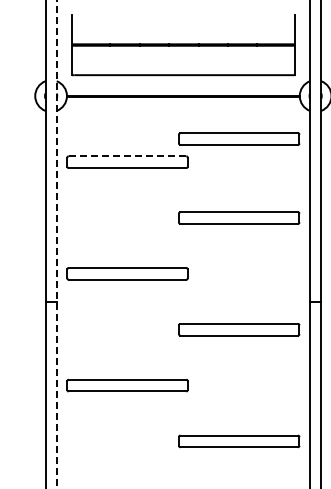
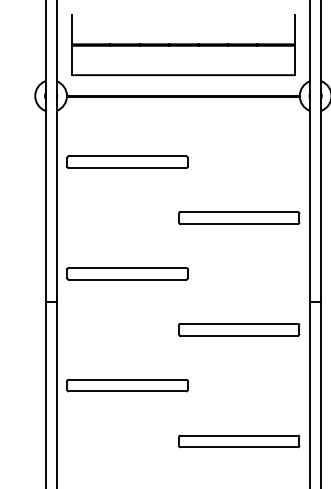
part: present -> none (239, 138)
line: dashed -> solid (127, 156)
line: dashed -> solid (56, 244)
